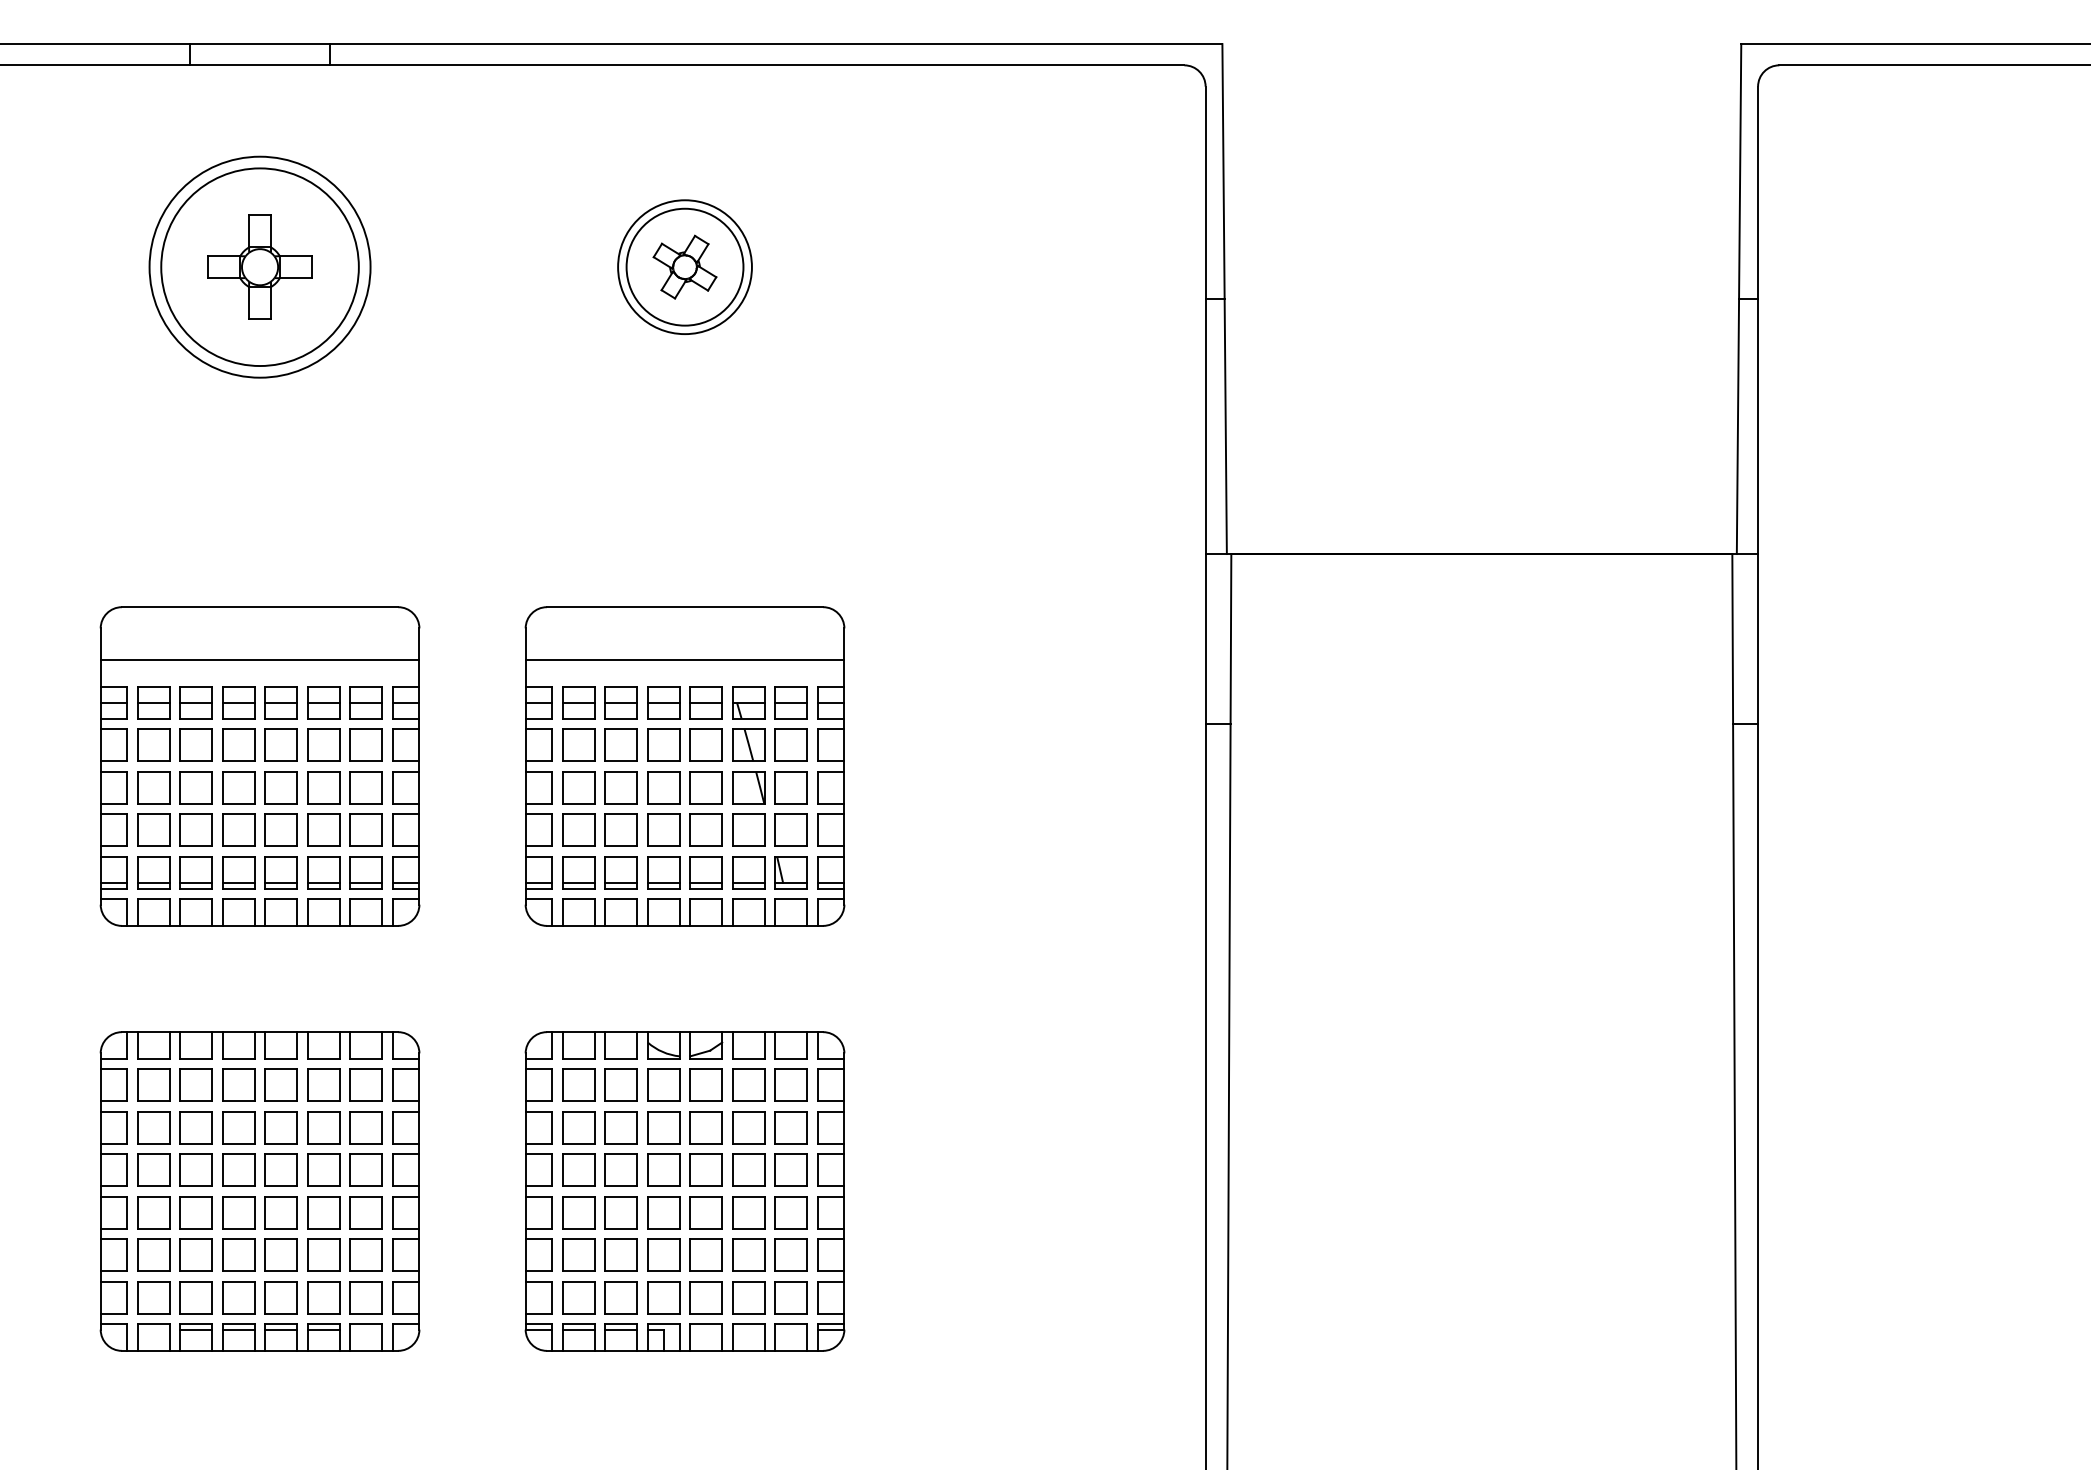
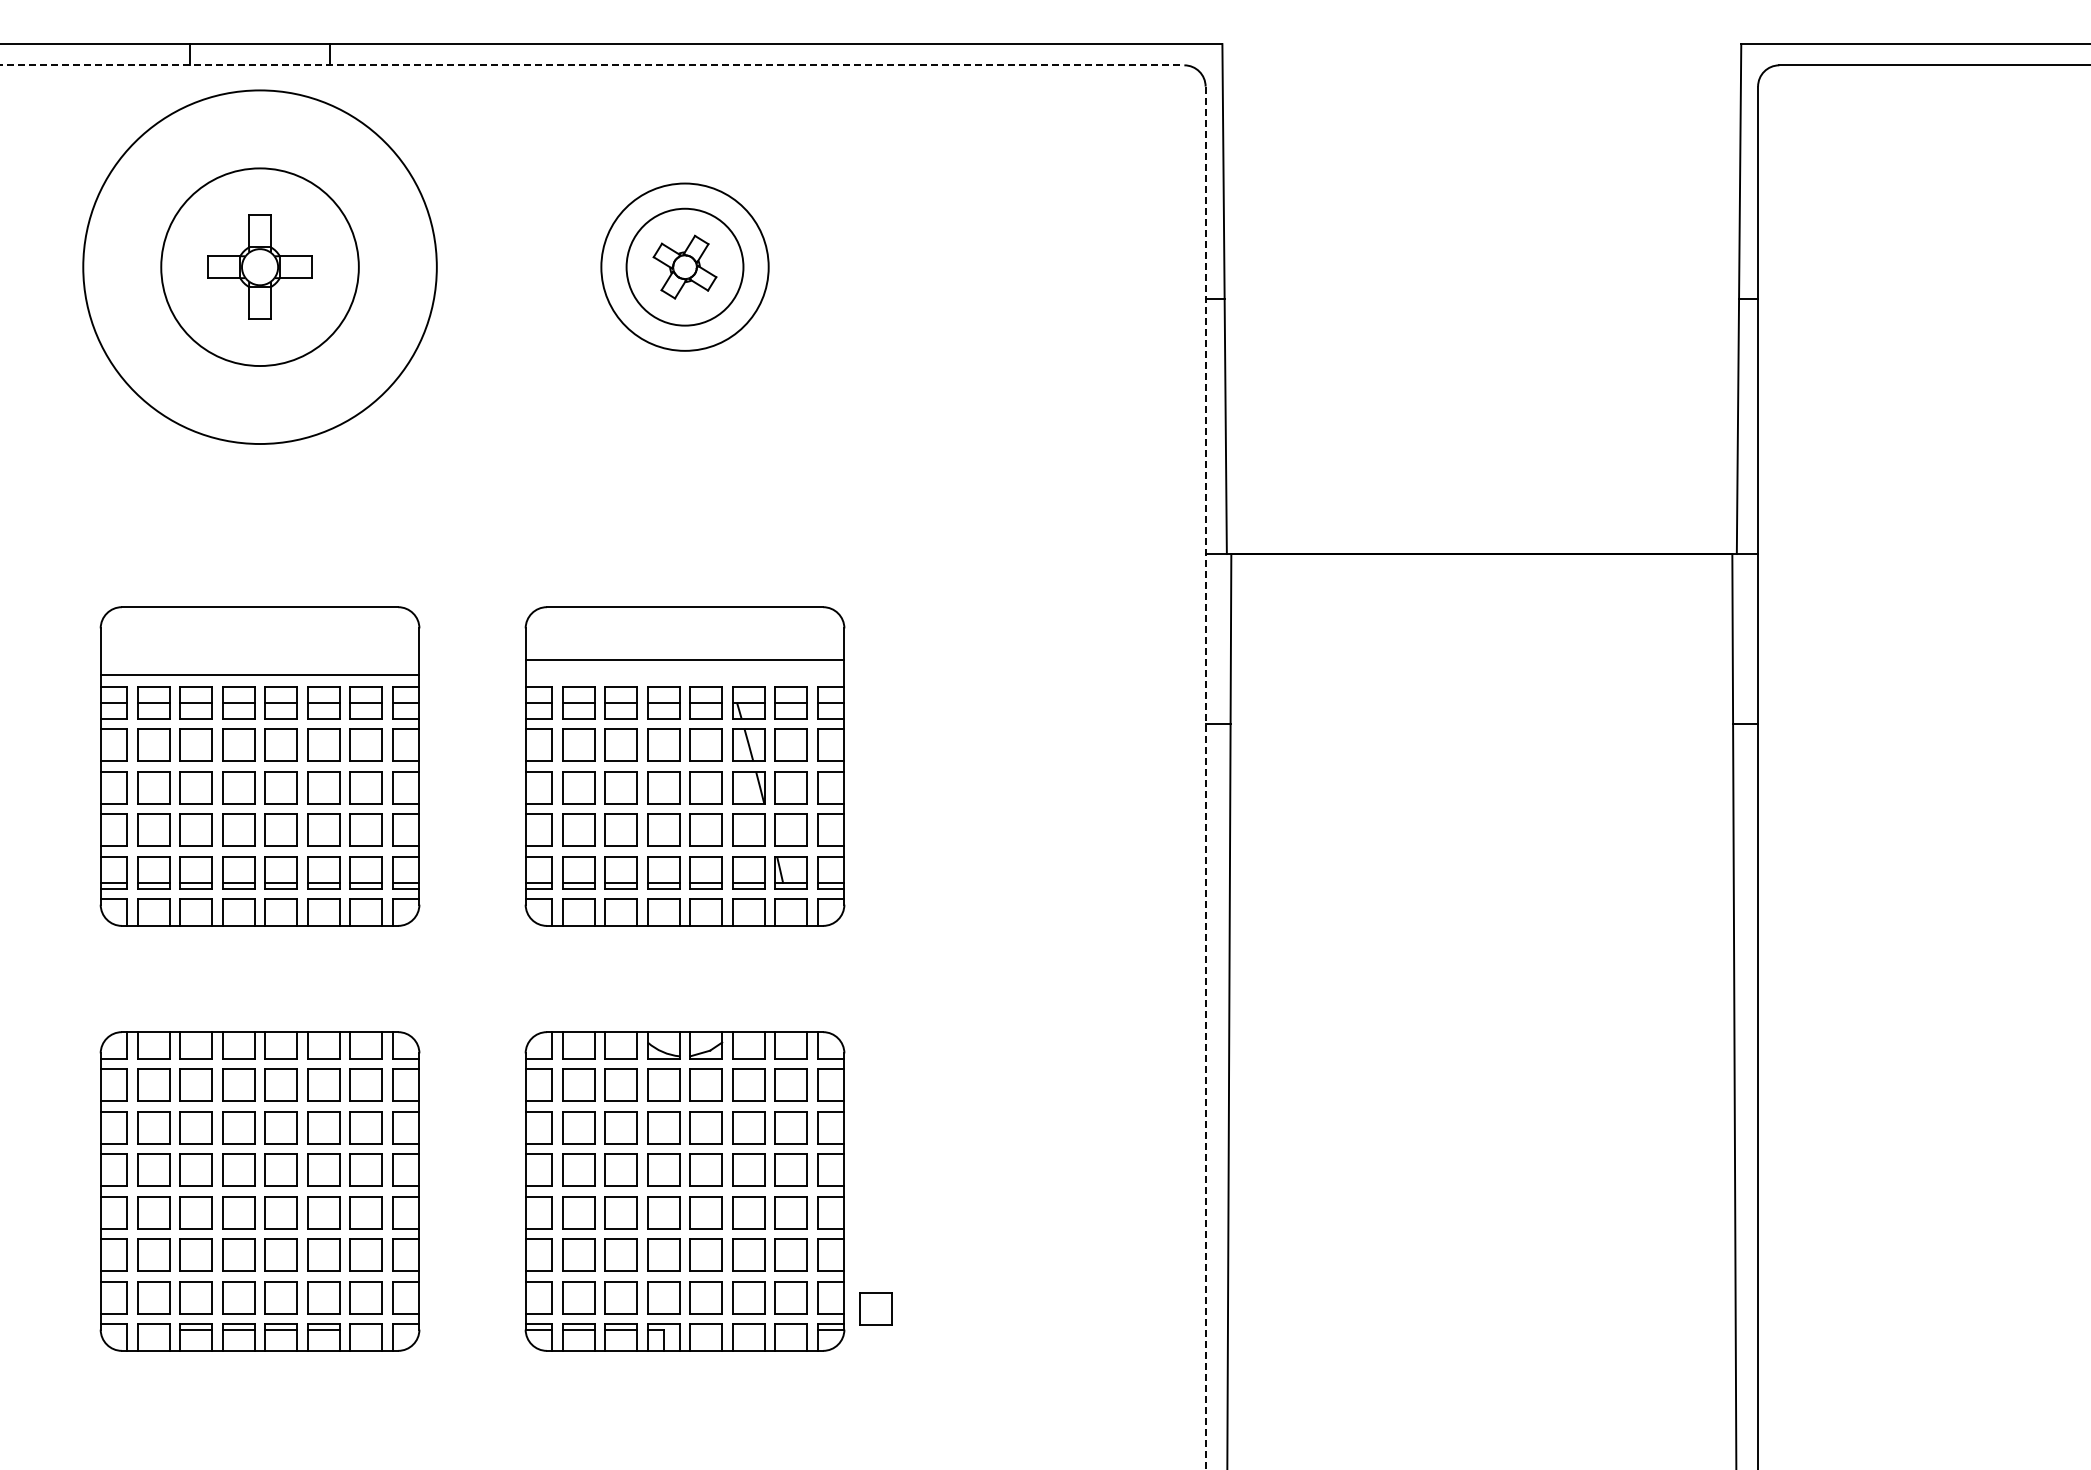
line: solid -> dashed (592, 65)
circle diameter: 221 px -> 354 px (259, 267)
circle diameter: 134 px -> 167 px (684, 266)
line position: (259, 660) -> (259, 675) (259, 675)
line: solid -> dashed (1205, 778)
part: none -> present (875, 1308)
